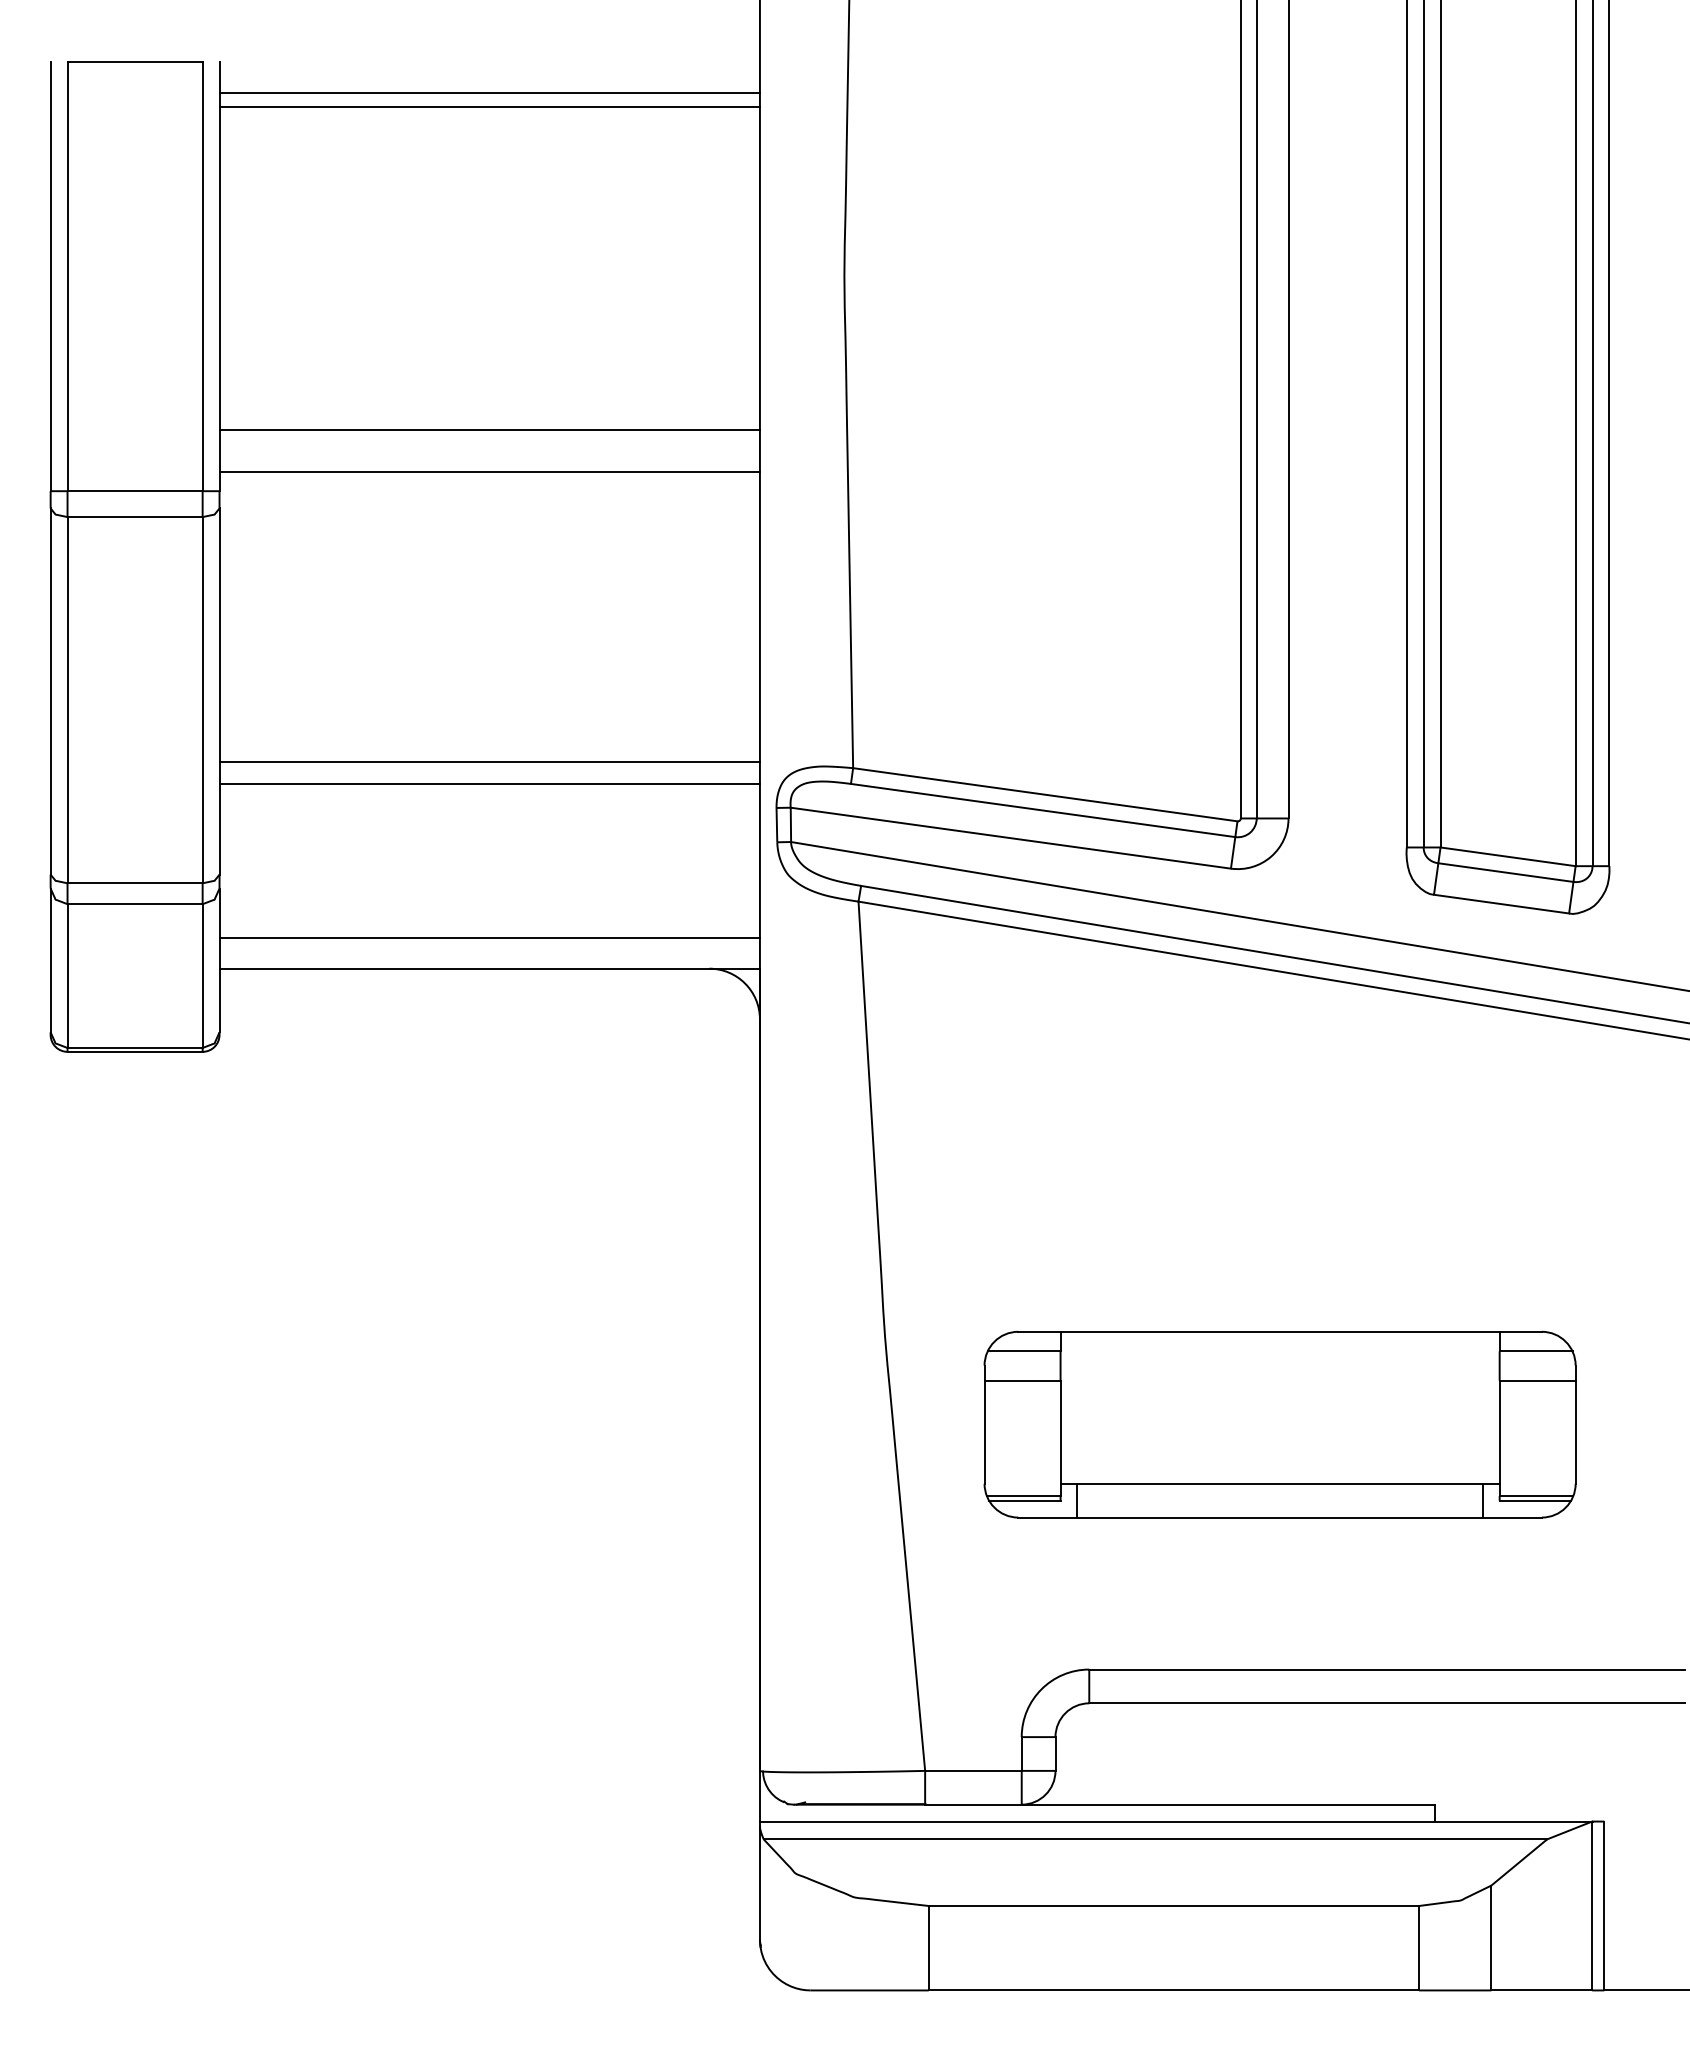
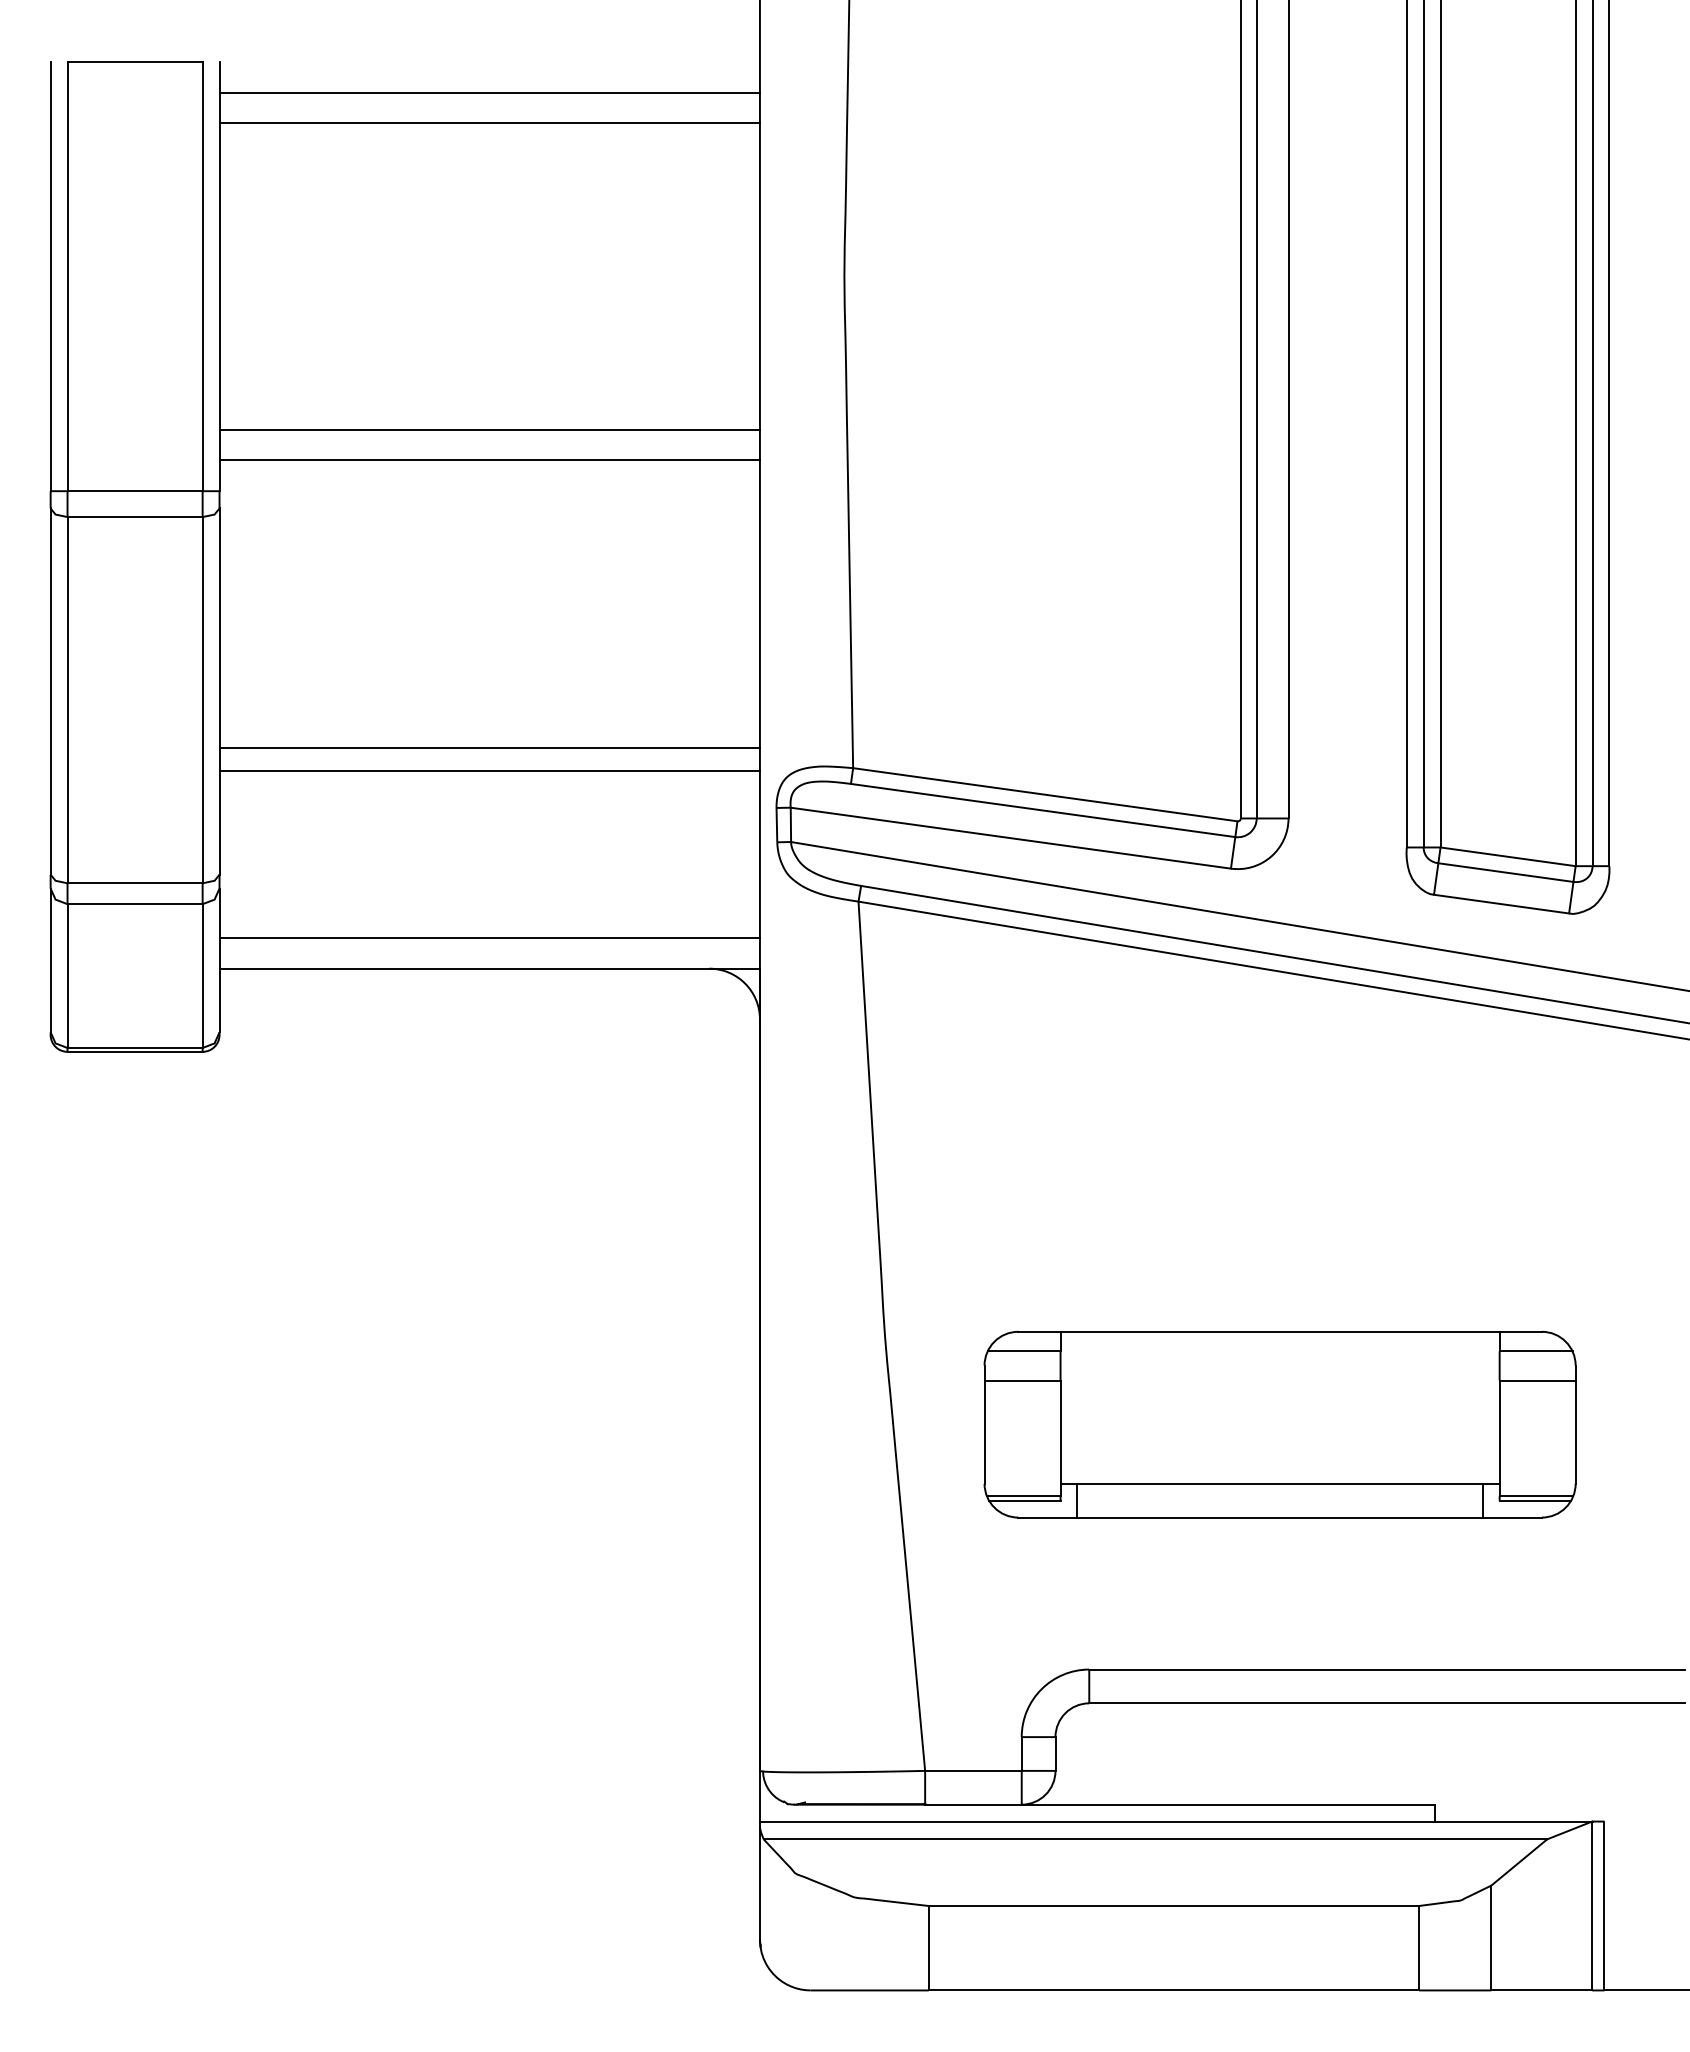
line position: (489, 107) -> (489, 123) (489, 123)
line position: (489, 471) -> (489, 459) (489, 459)
line position: (489, 761) -> (489, 747) (489, 747)
line position: (489, 784) -> (489, 771) (489, 771)
